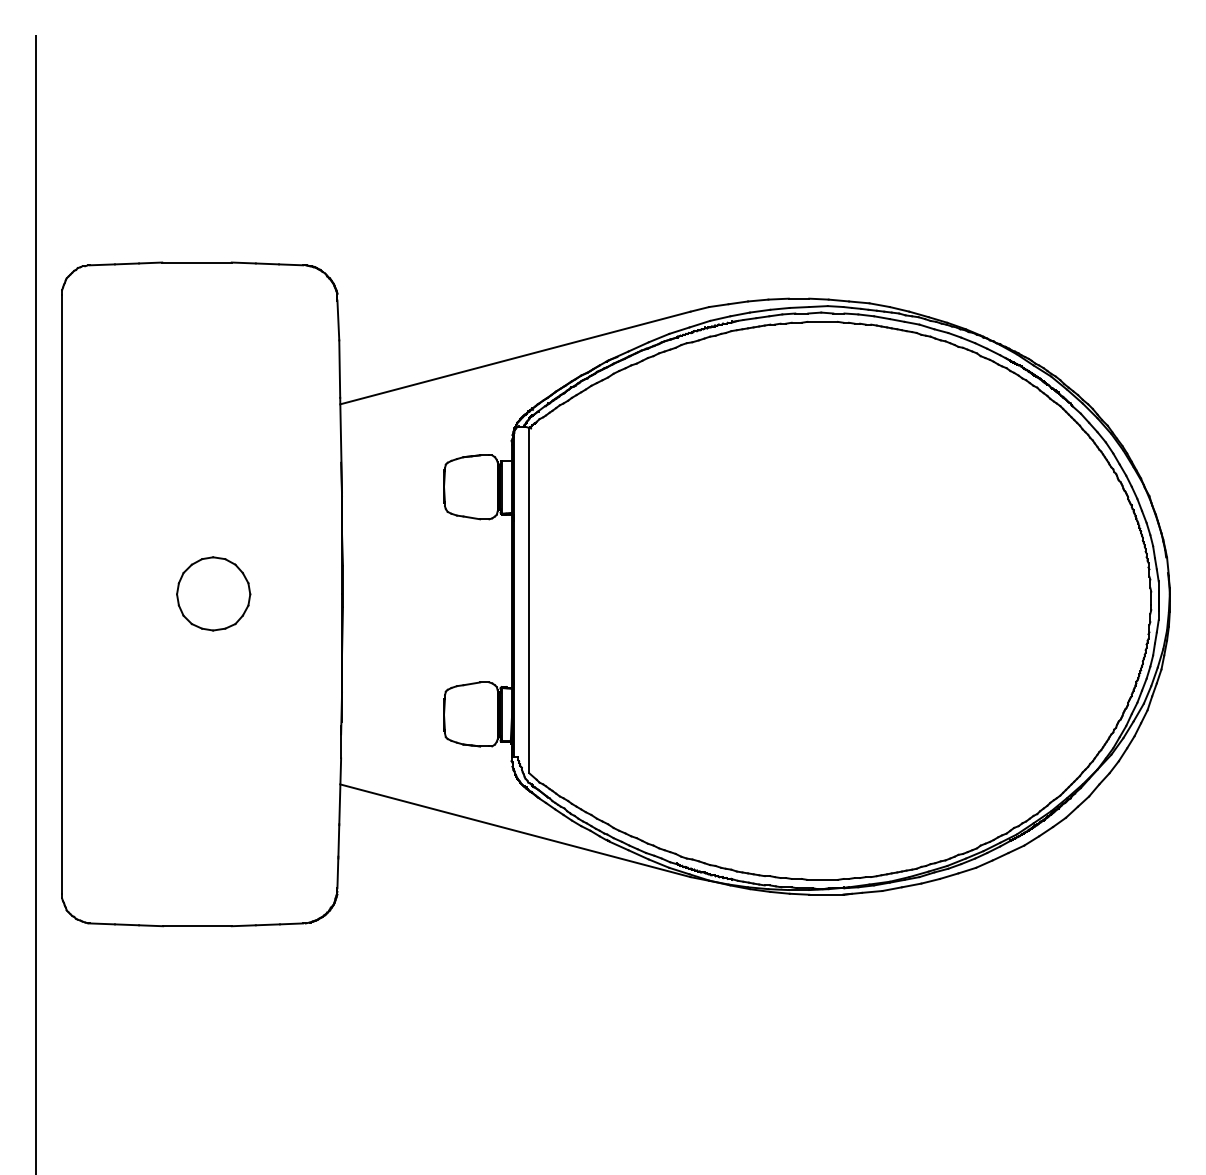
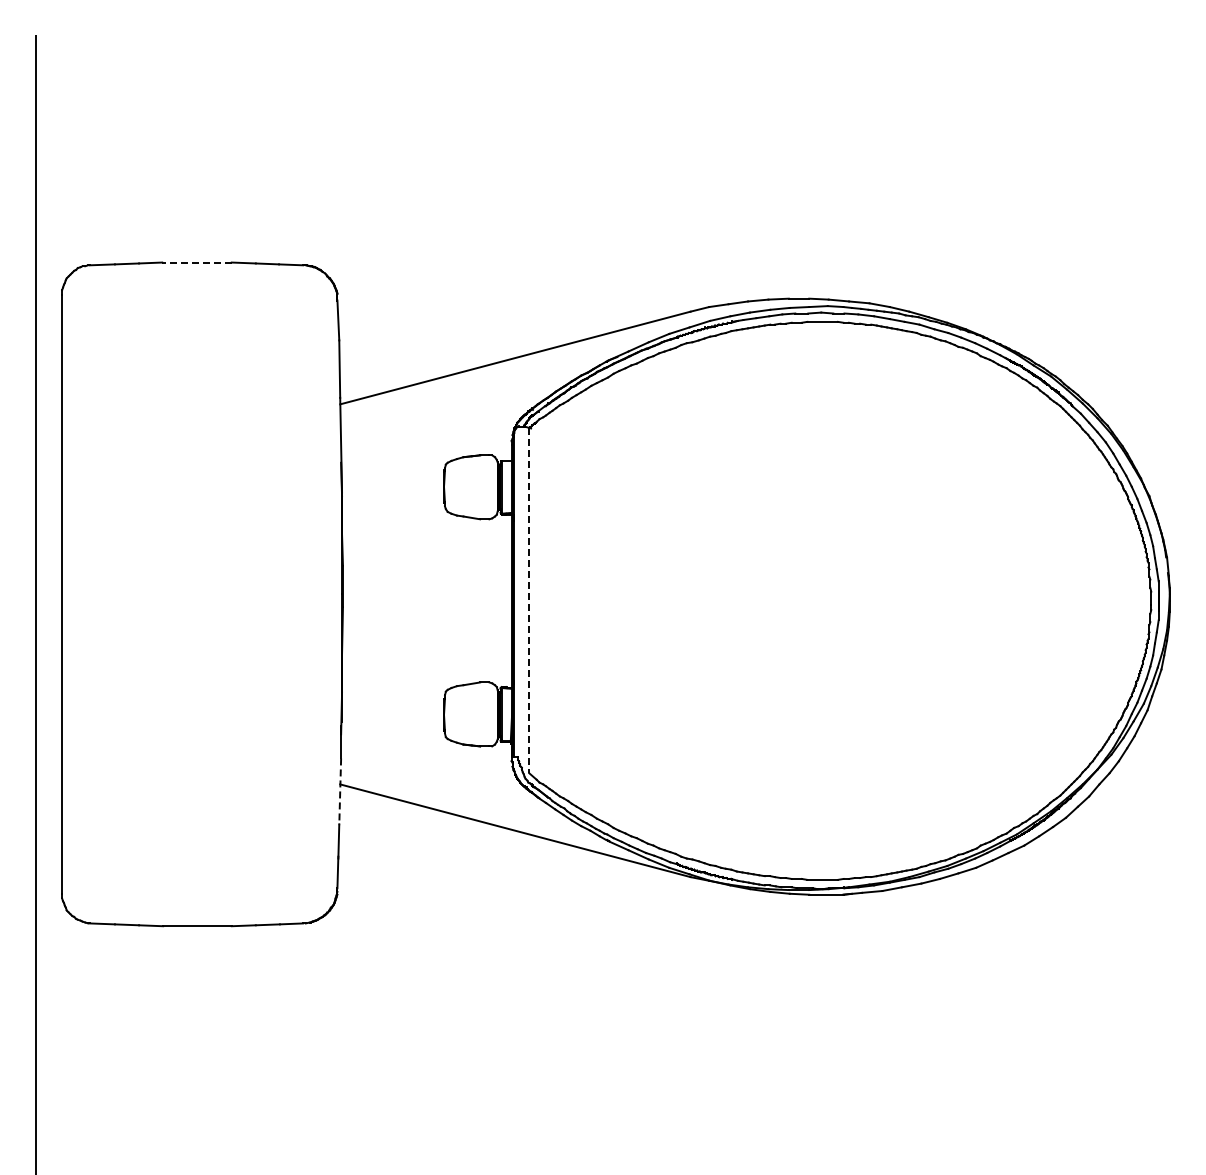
line: solid -> dashed (197, 262)
part: present -> none (213, 593)
line: solid -> dashed (529, 601)
line: solid -> dashed (340, 792)
